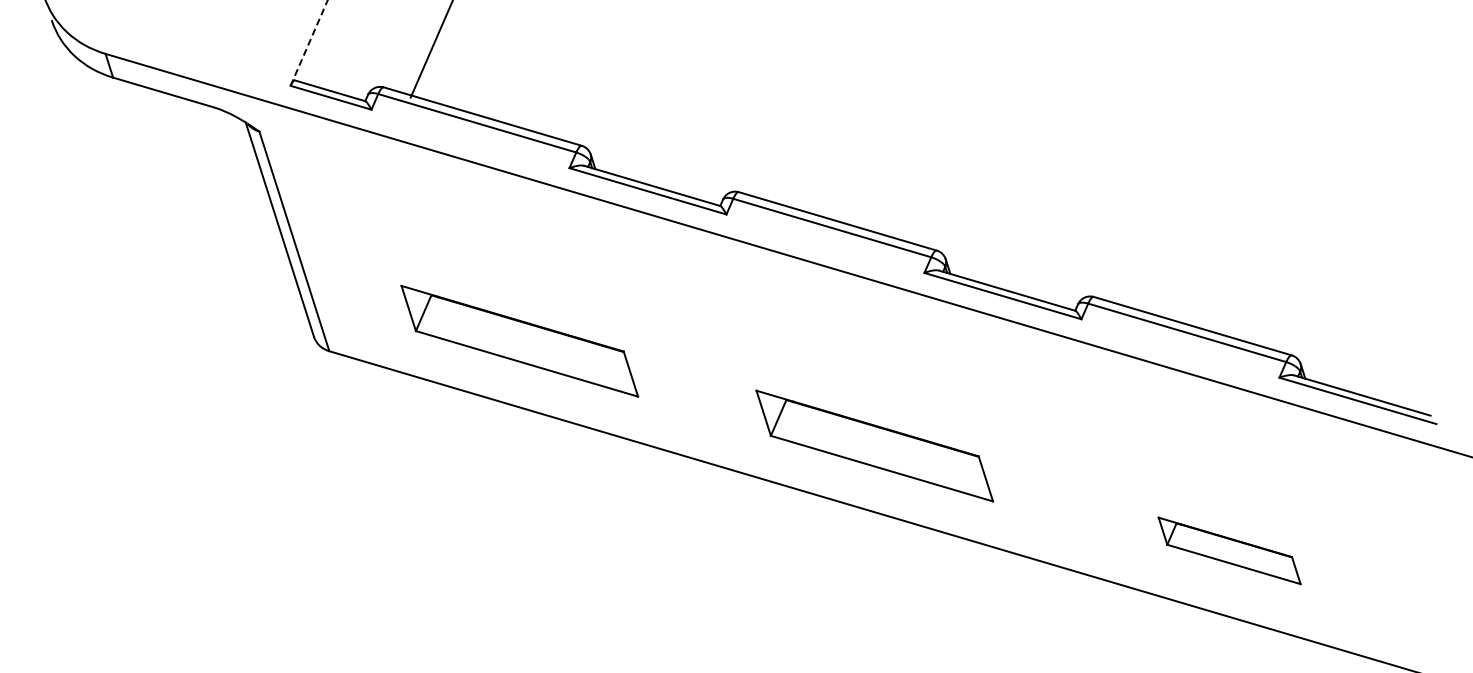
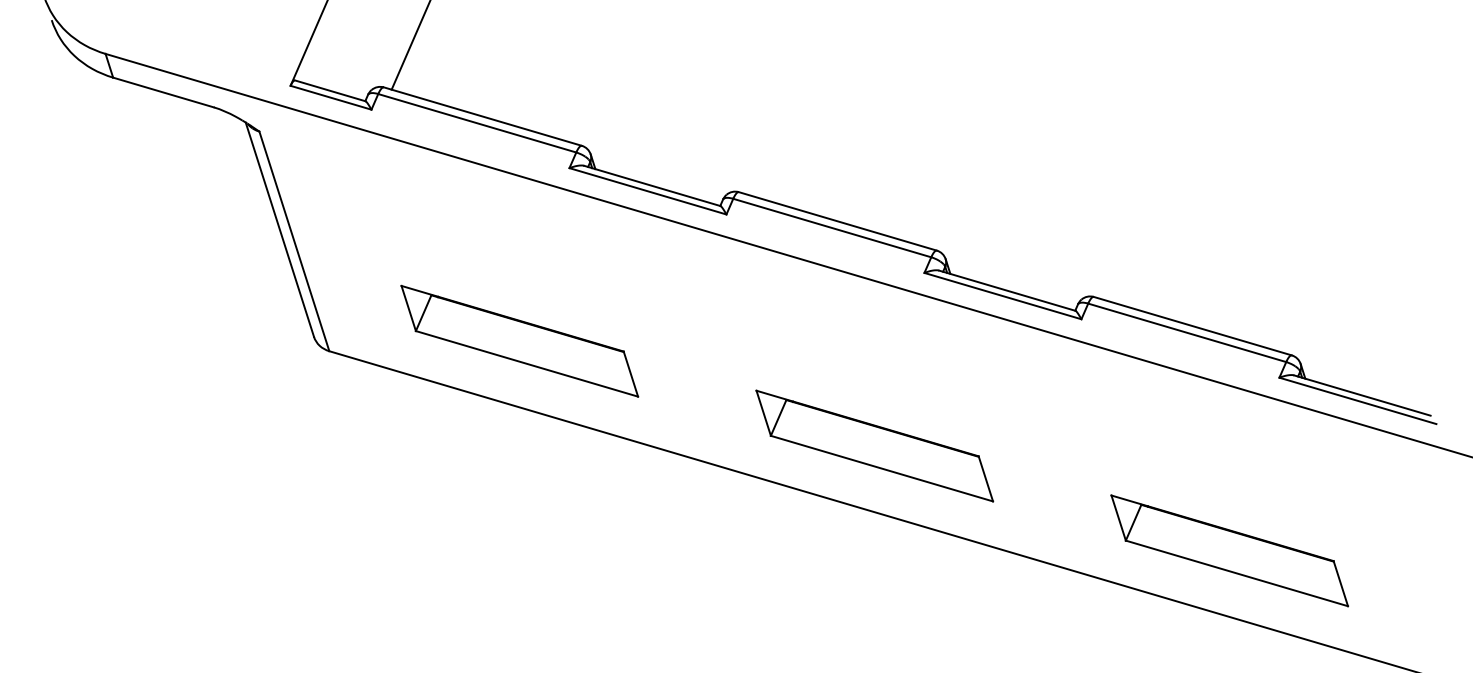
line: dashed -> solid (309, 42)
line position: (431, 49) -> (410, 45) (410, 45)
part size: 145x70 px -> 239x114 px (1229, 550)
